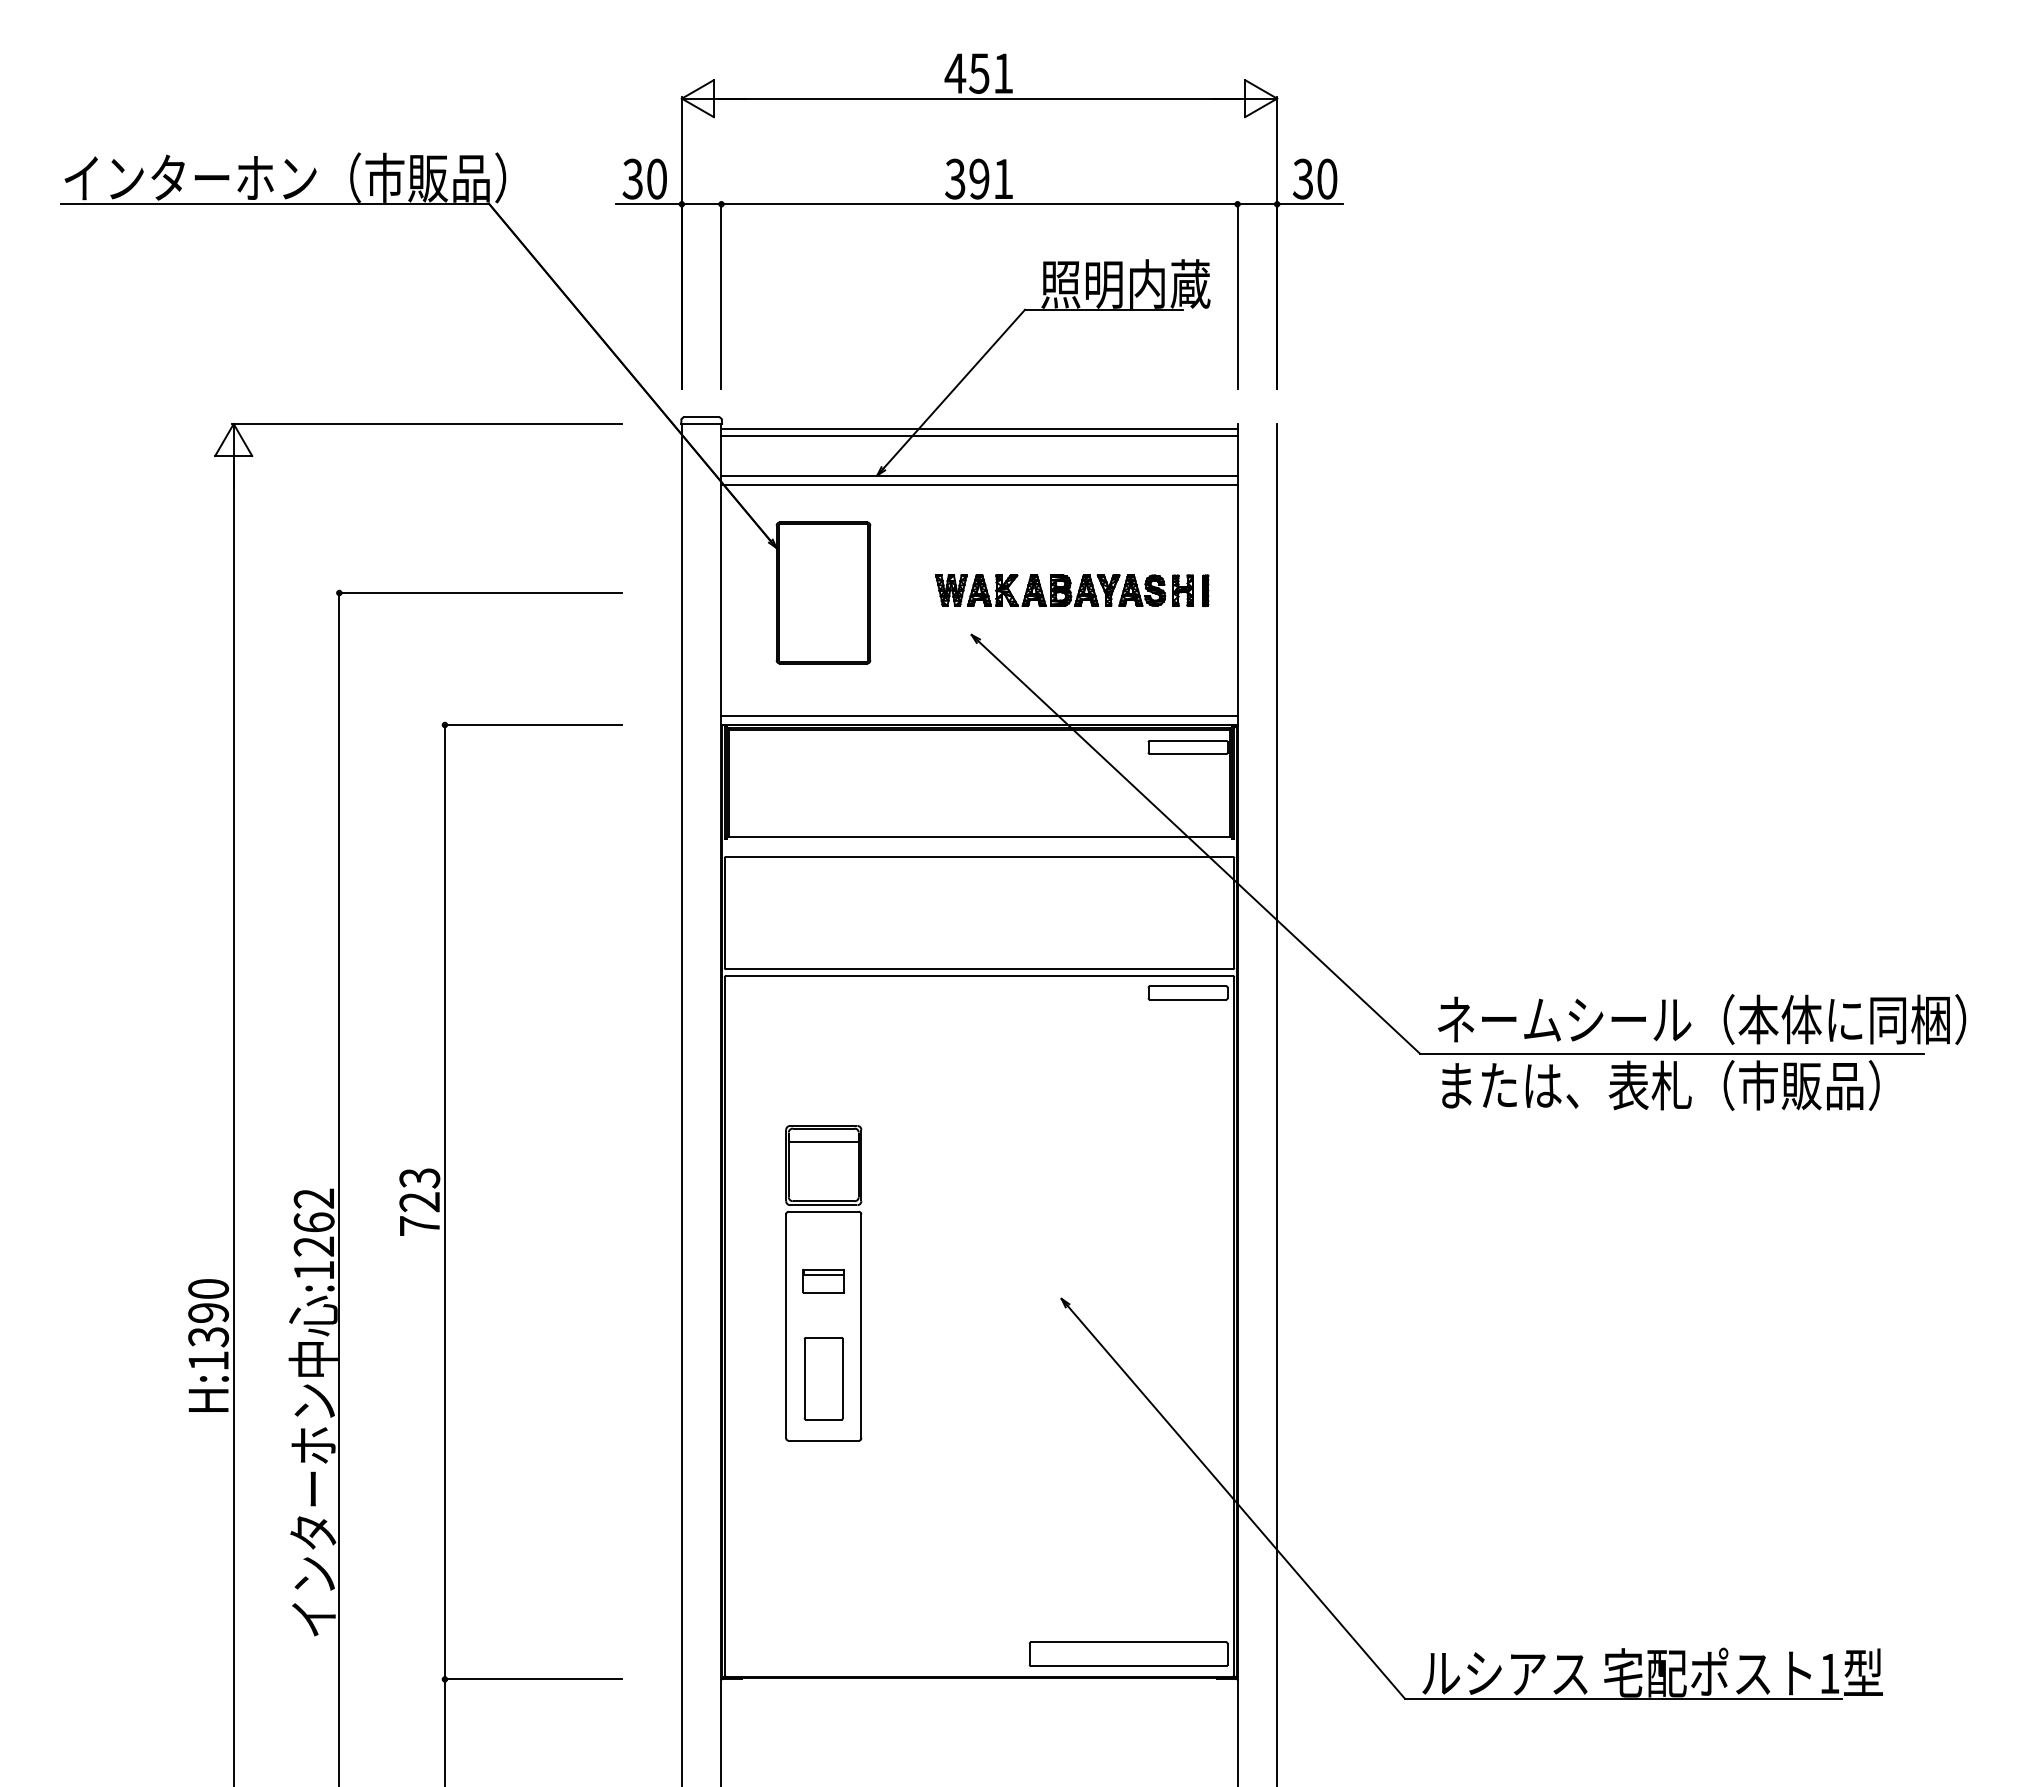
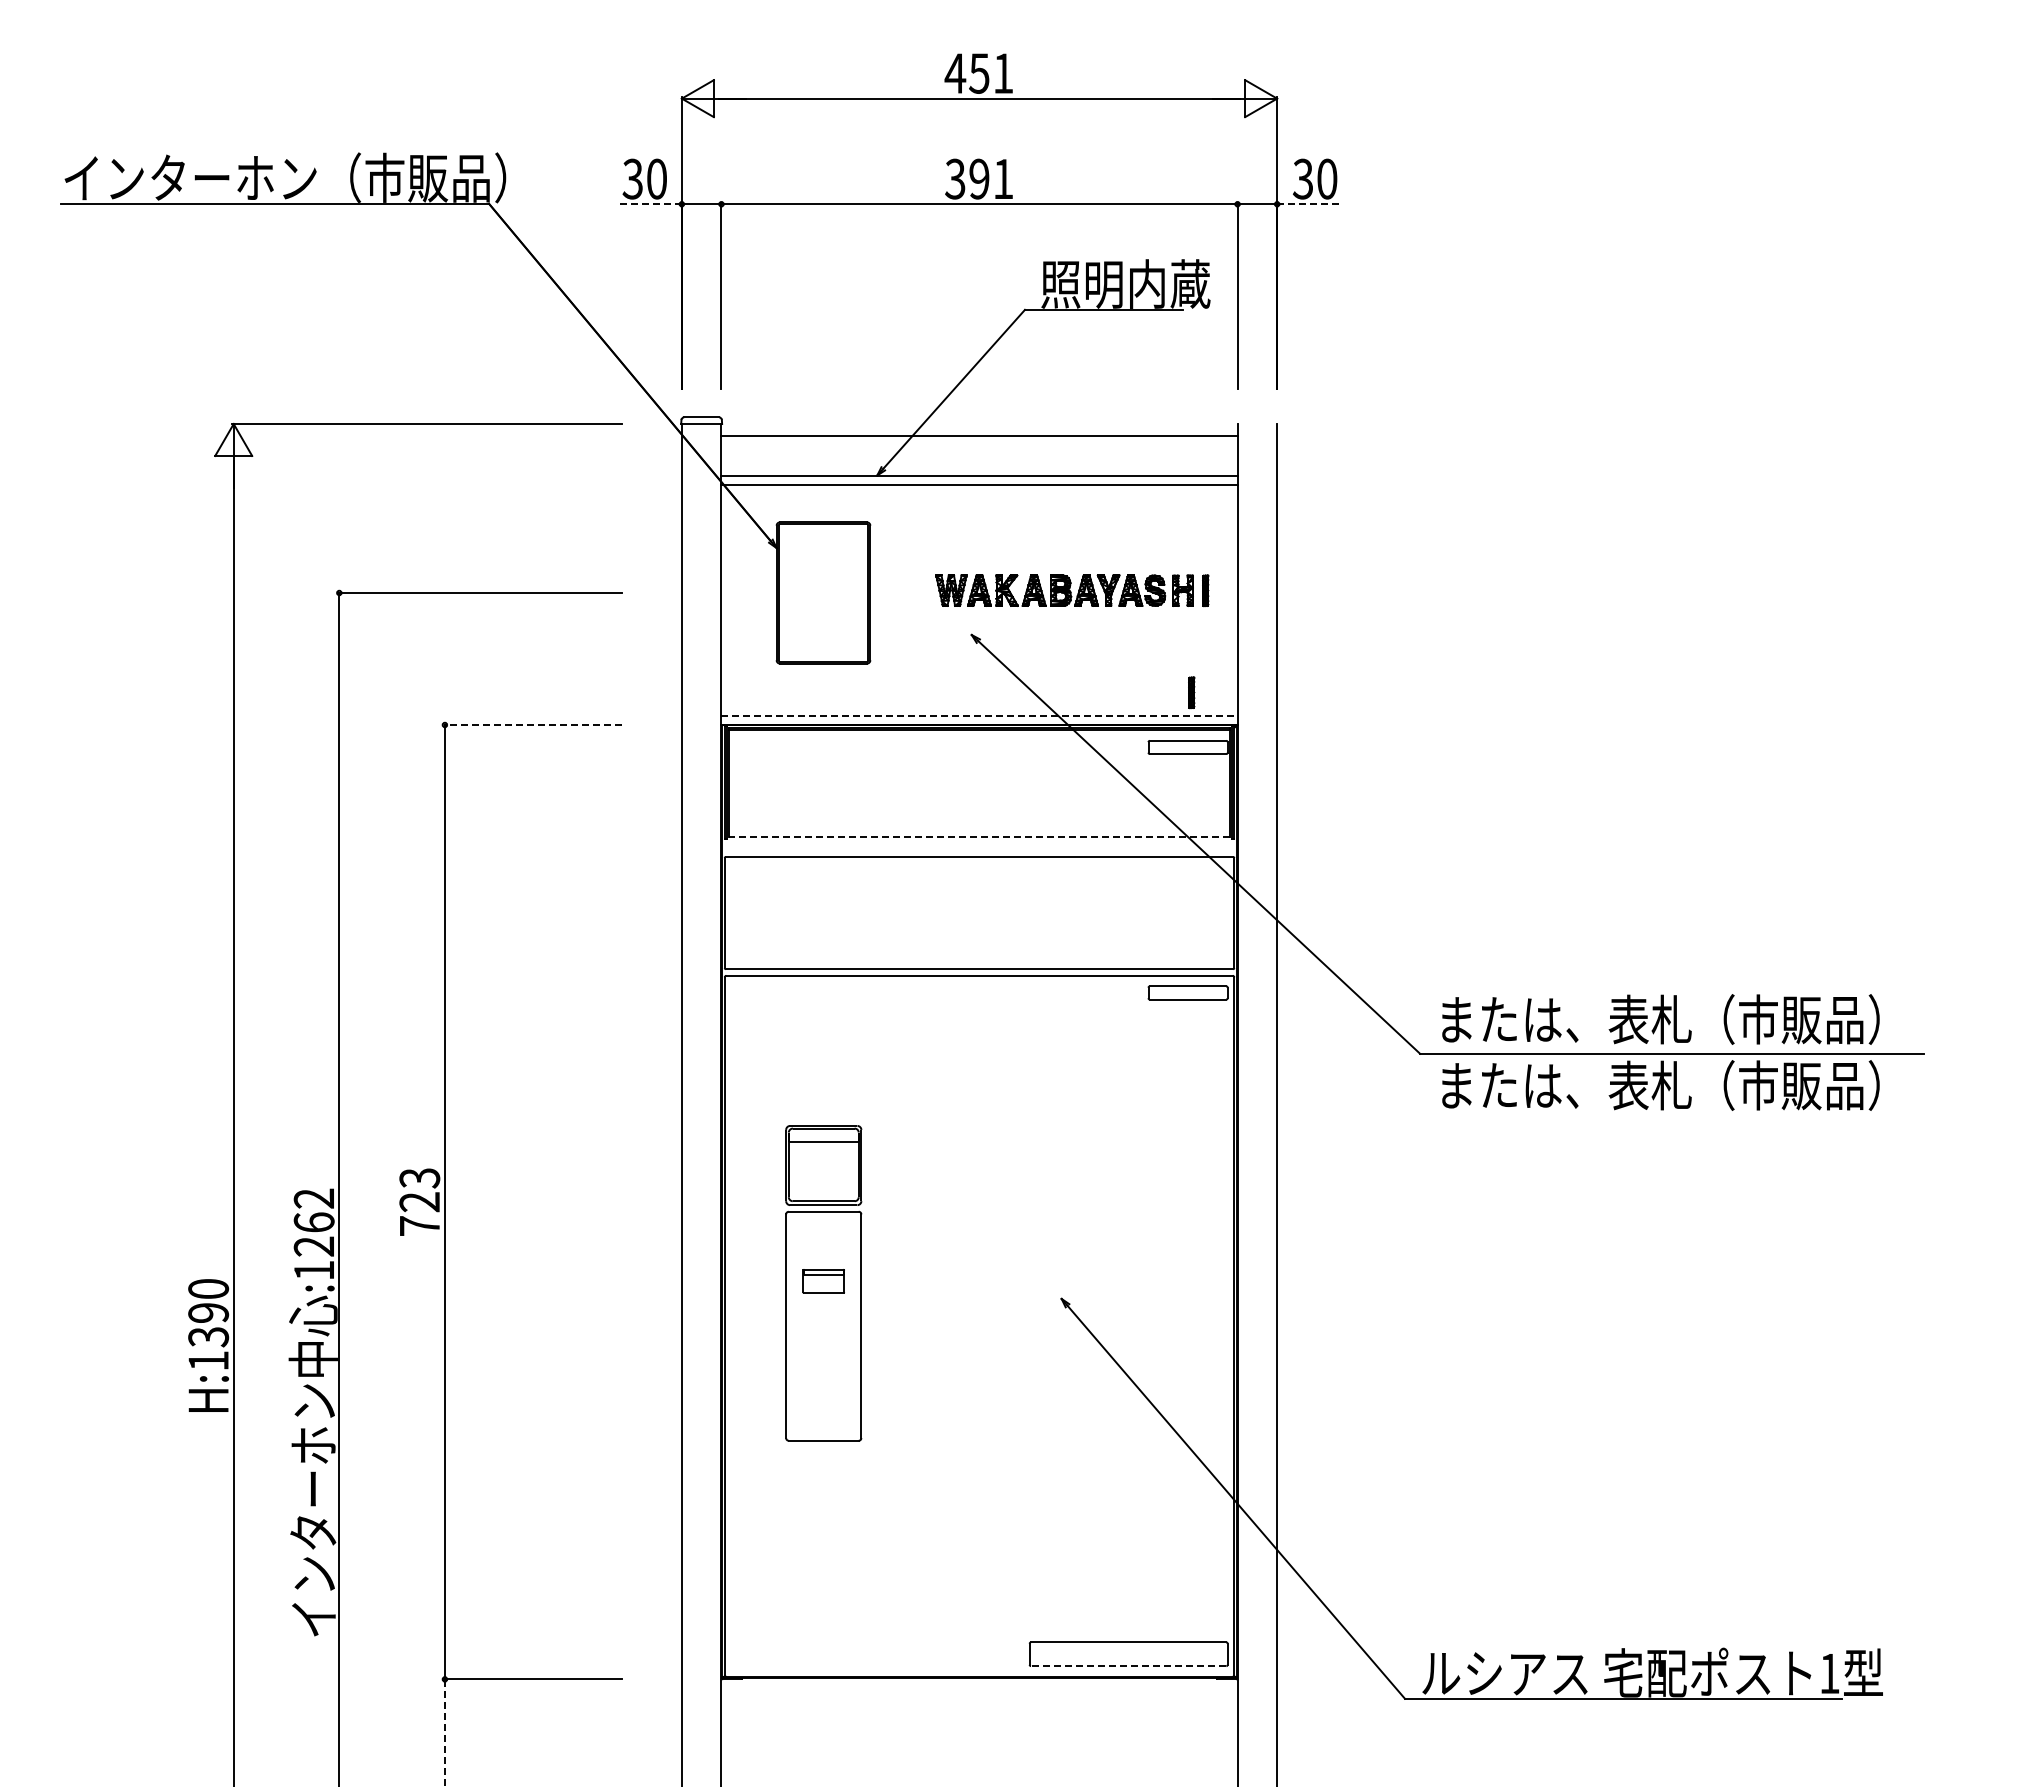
line: solid -> dashed (648, 204)
line: solid -> dashed (1310, 204)
line: present -> none (979, 429)
part: none -> present (1191, 692)
line: solid -> dashed (980, 716)
line: solid -> dashed (532, 725)
line: solid -> dashed (979, 837)
text: ネームシール（本体に同梱） -> または、表札（市販品） (1702, 1019)
part: present -> none (823, 1378)
line: solid -> dashed (1128, 1666)
line: solid -> dashed (444, 1732)
